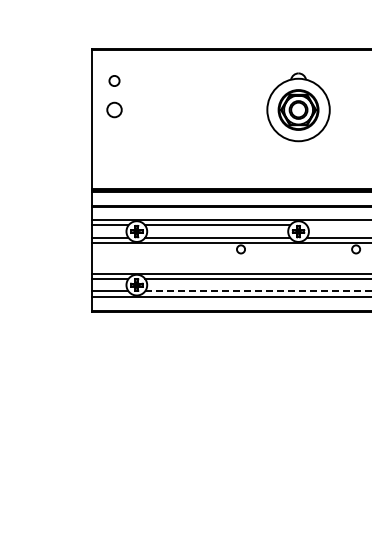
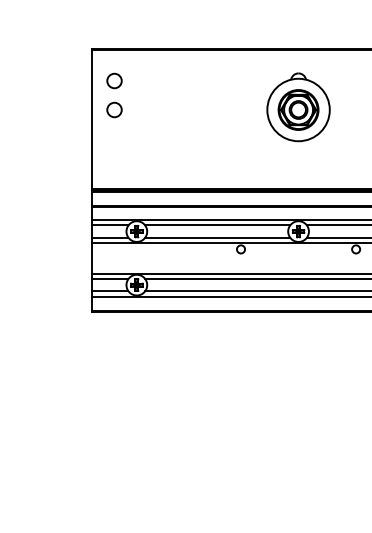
circle size: 13x12 px -> 17x18 px (114, 80)
line: none -> present (337, 225)
line: dashed -> solid (258, 291)
